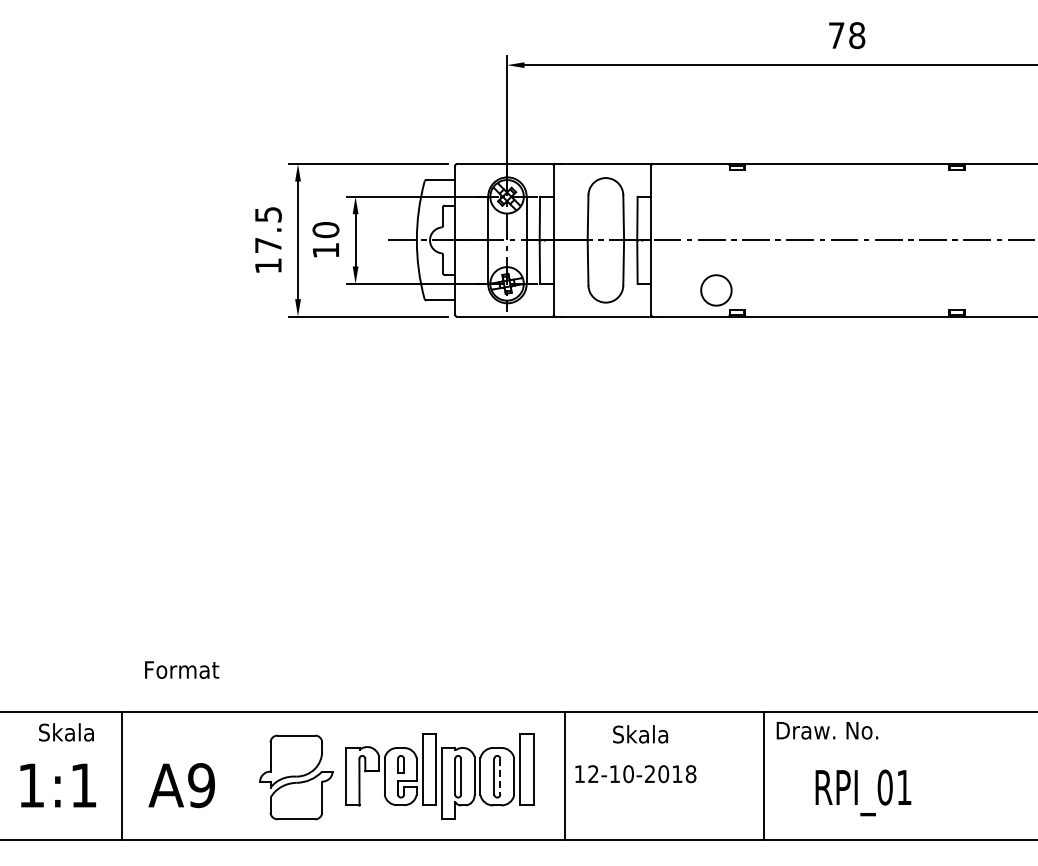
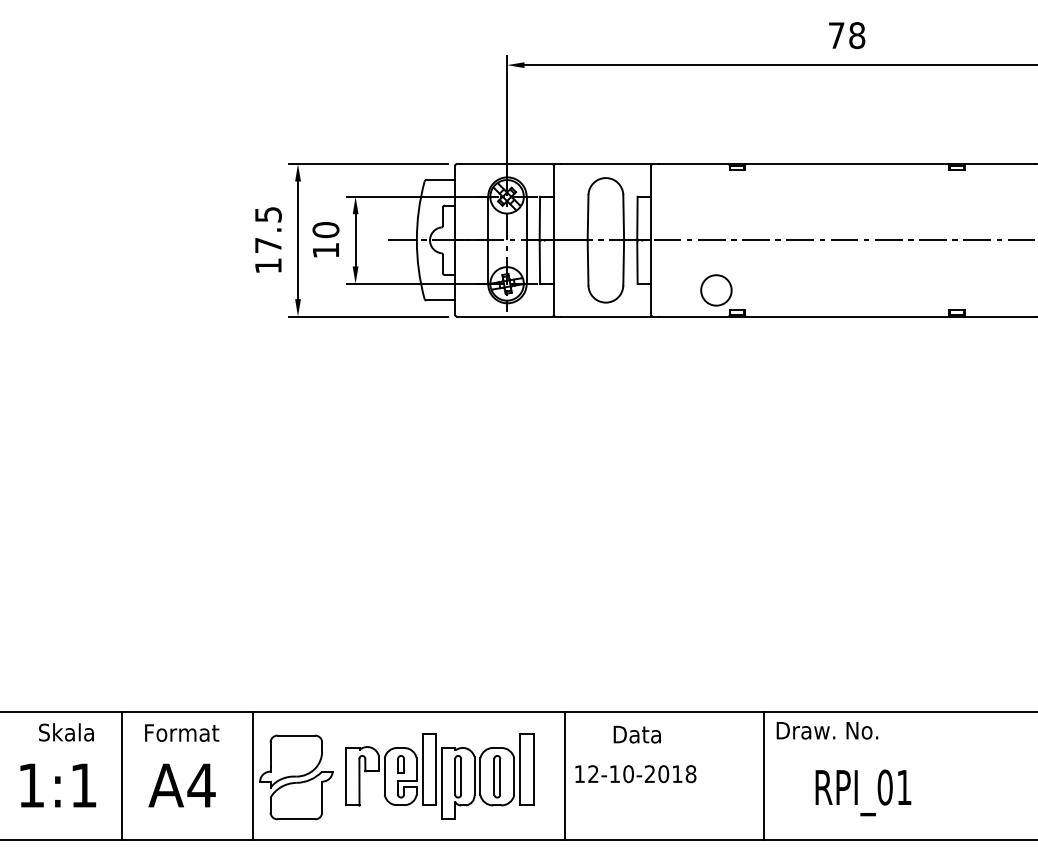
text position: (182, 669) -> (182, 732) (182, 732)
text: Skala -> Data (640, 734)
line: none -> present (252, 776)
line: dashed -> solid (500, 776)
text: A9 -> A4 (201, 785)
